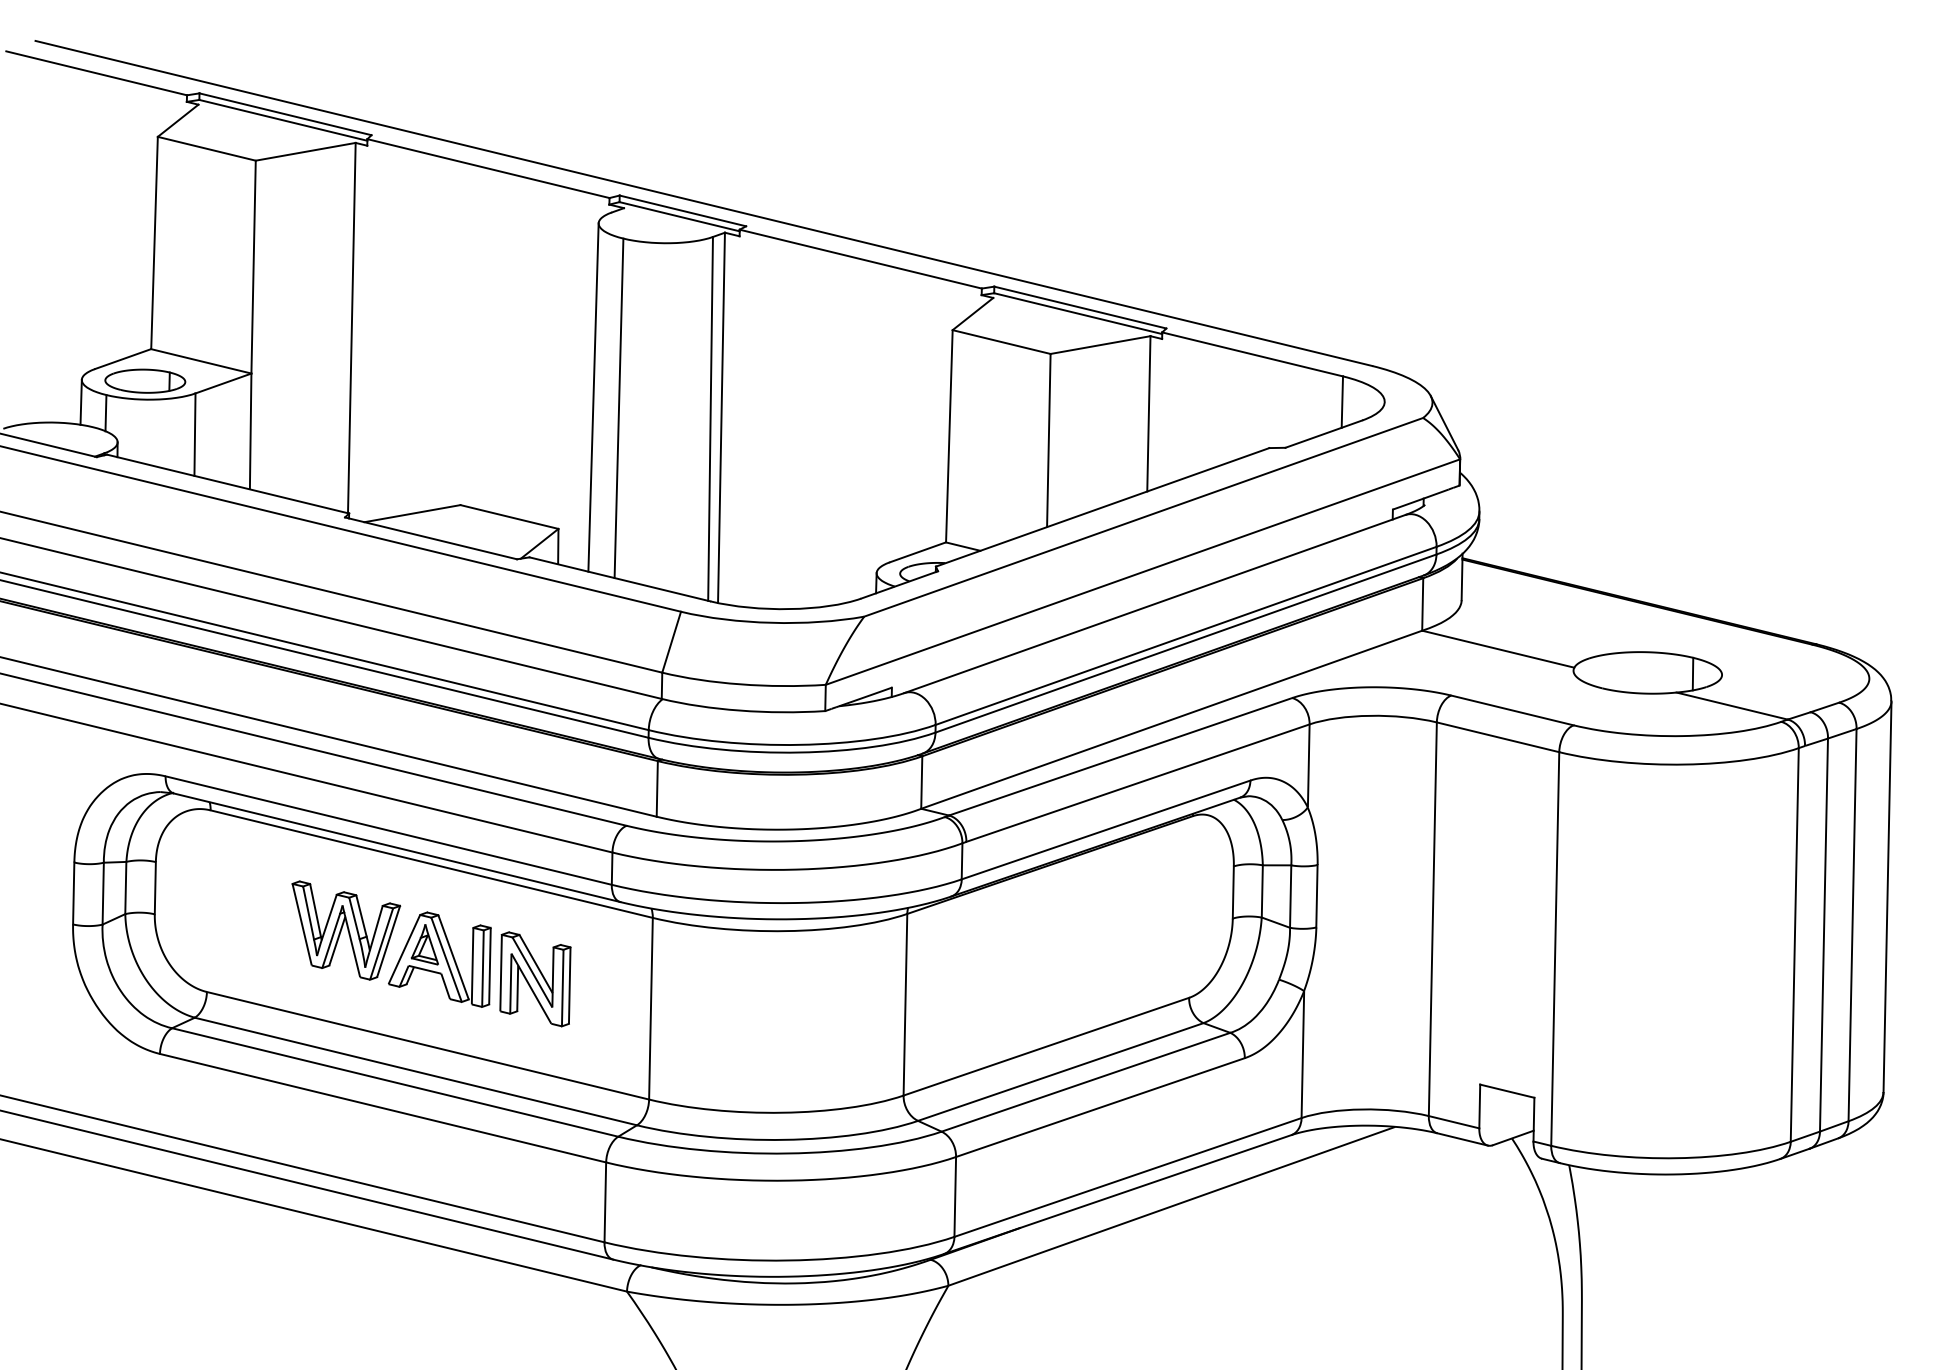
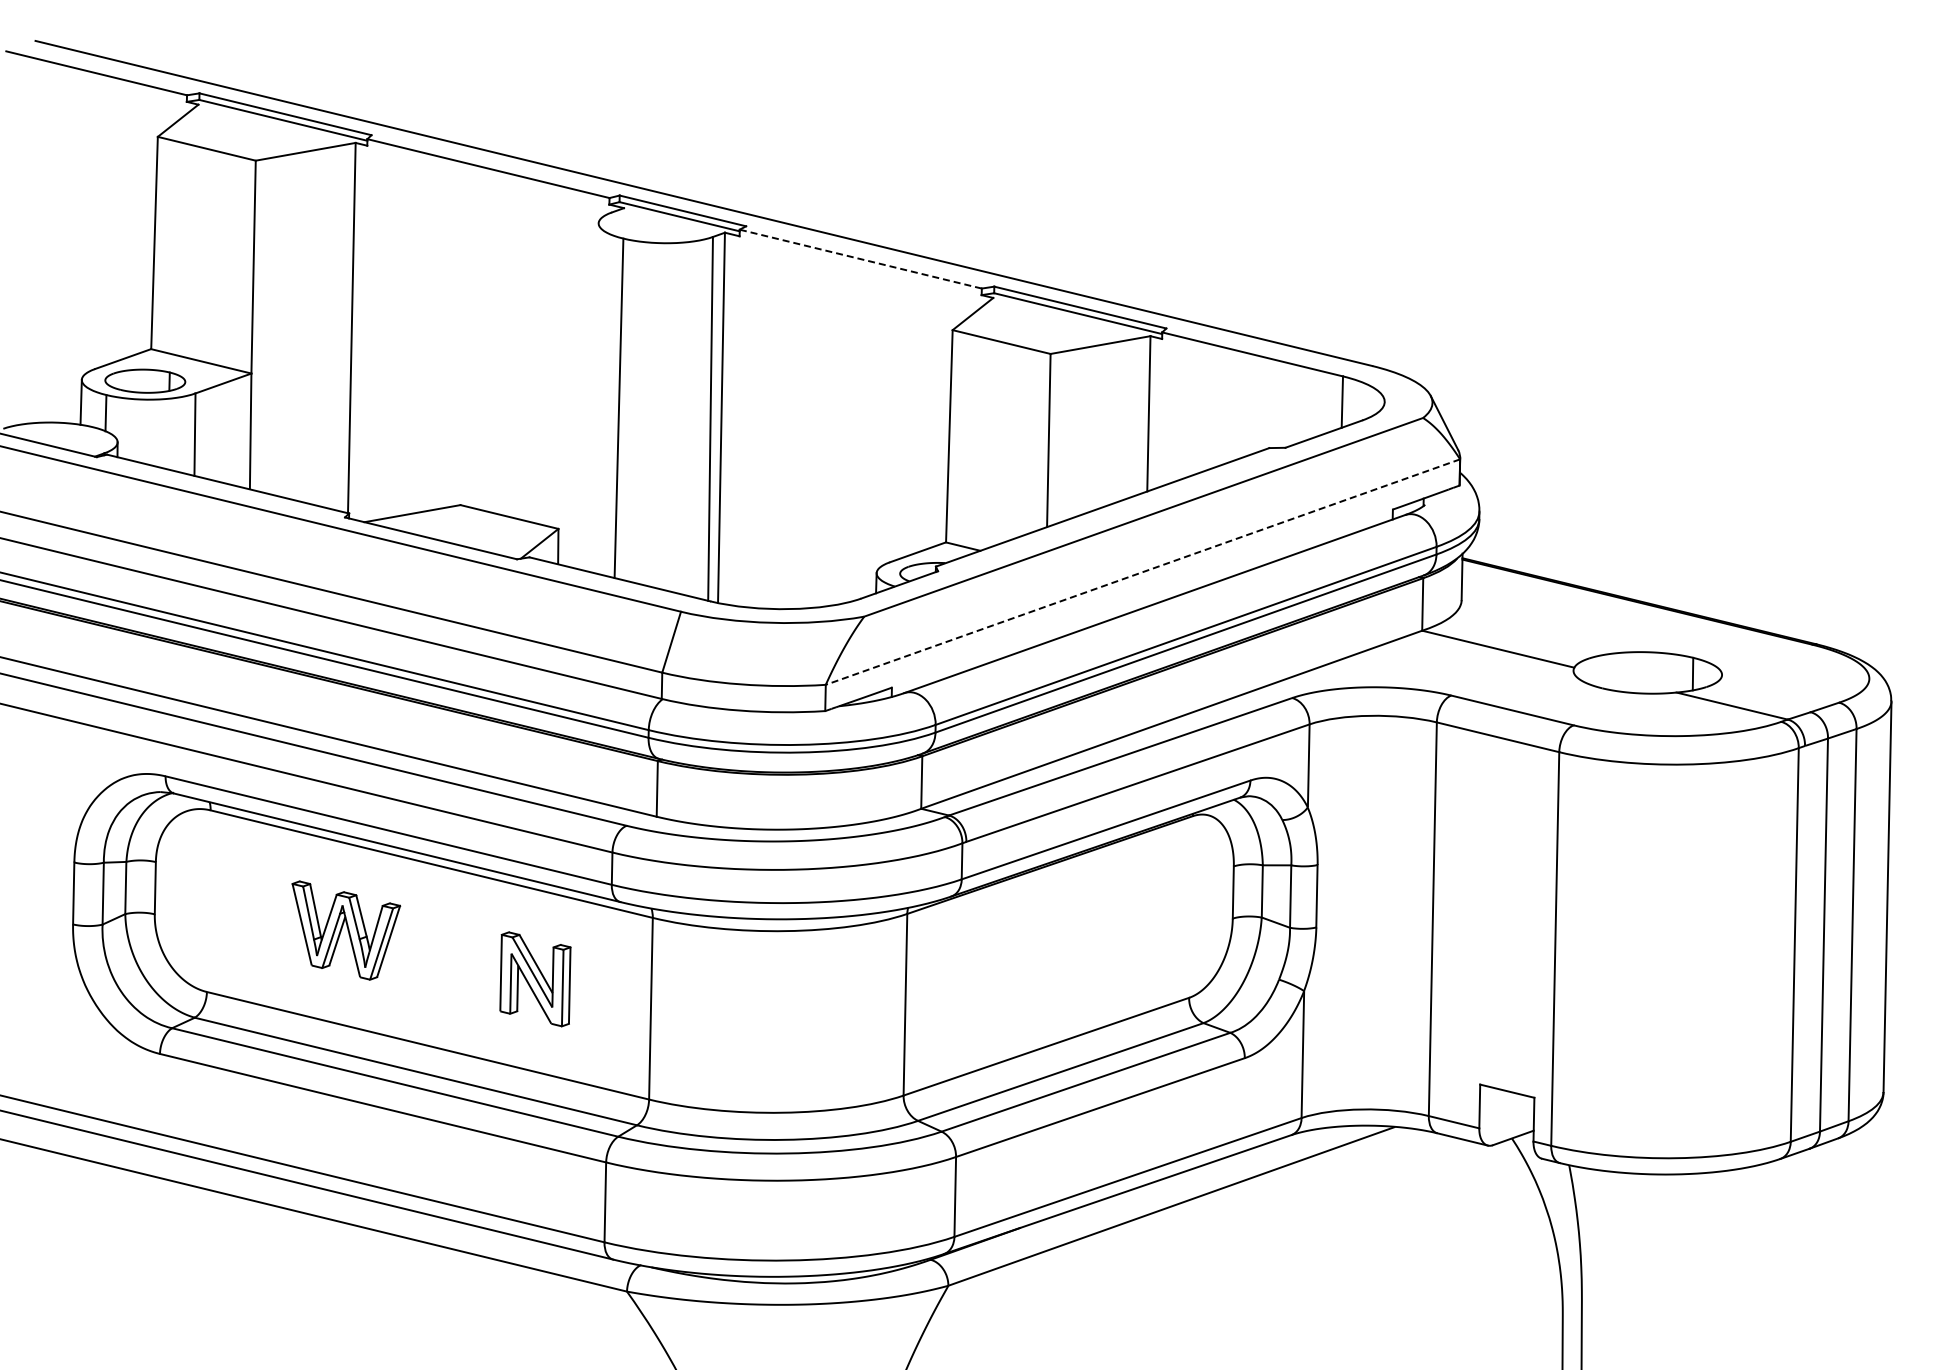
line: solid -> dashed (860, 259)
line: present -> none (593, 397)
line: solid -> dashed (1142, 572)
part: present -> none (439, 959)
